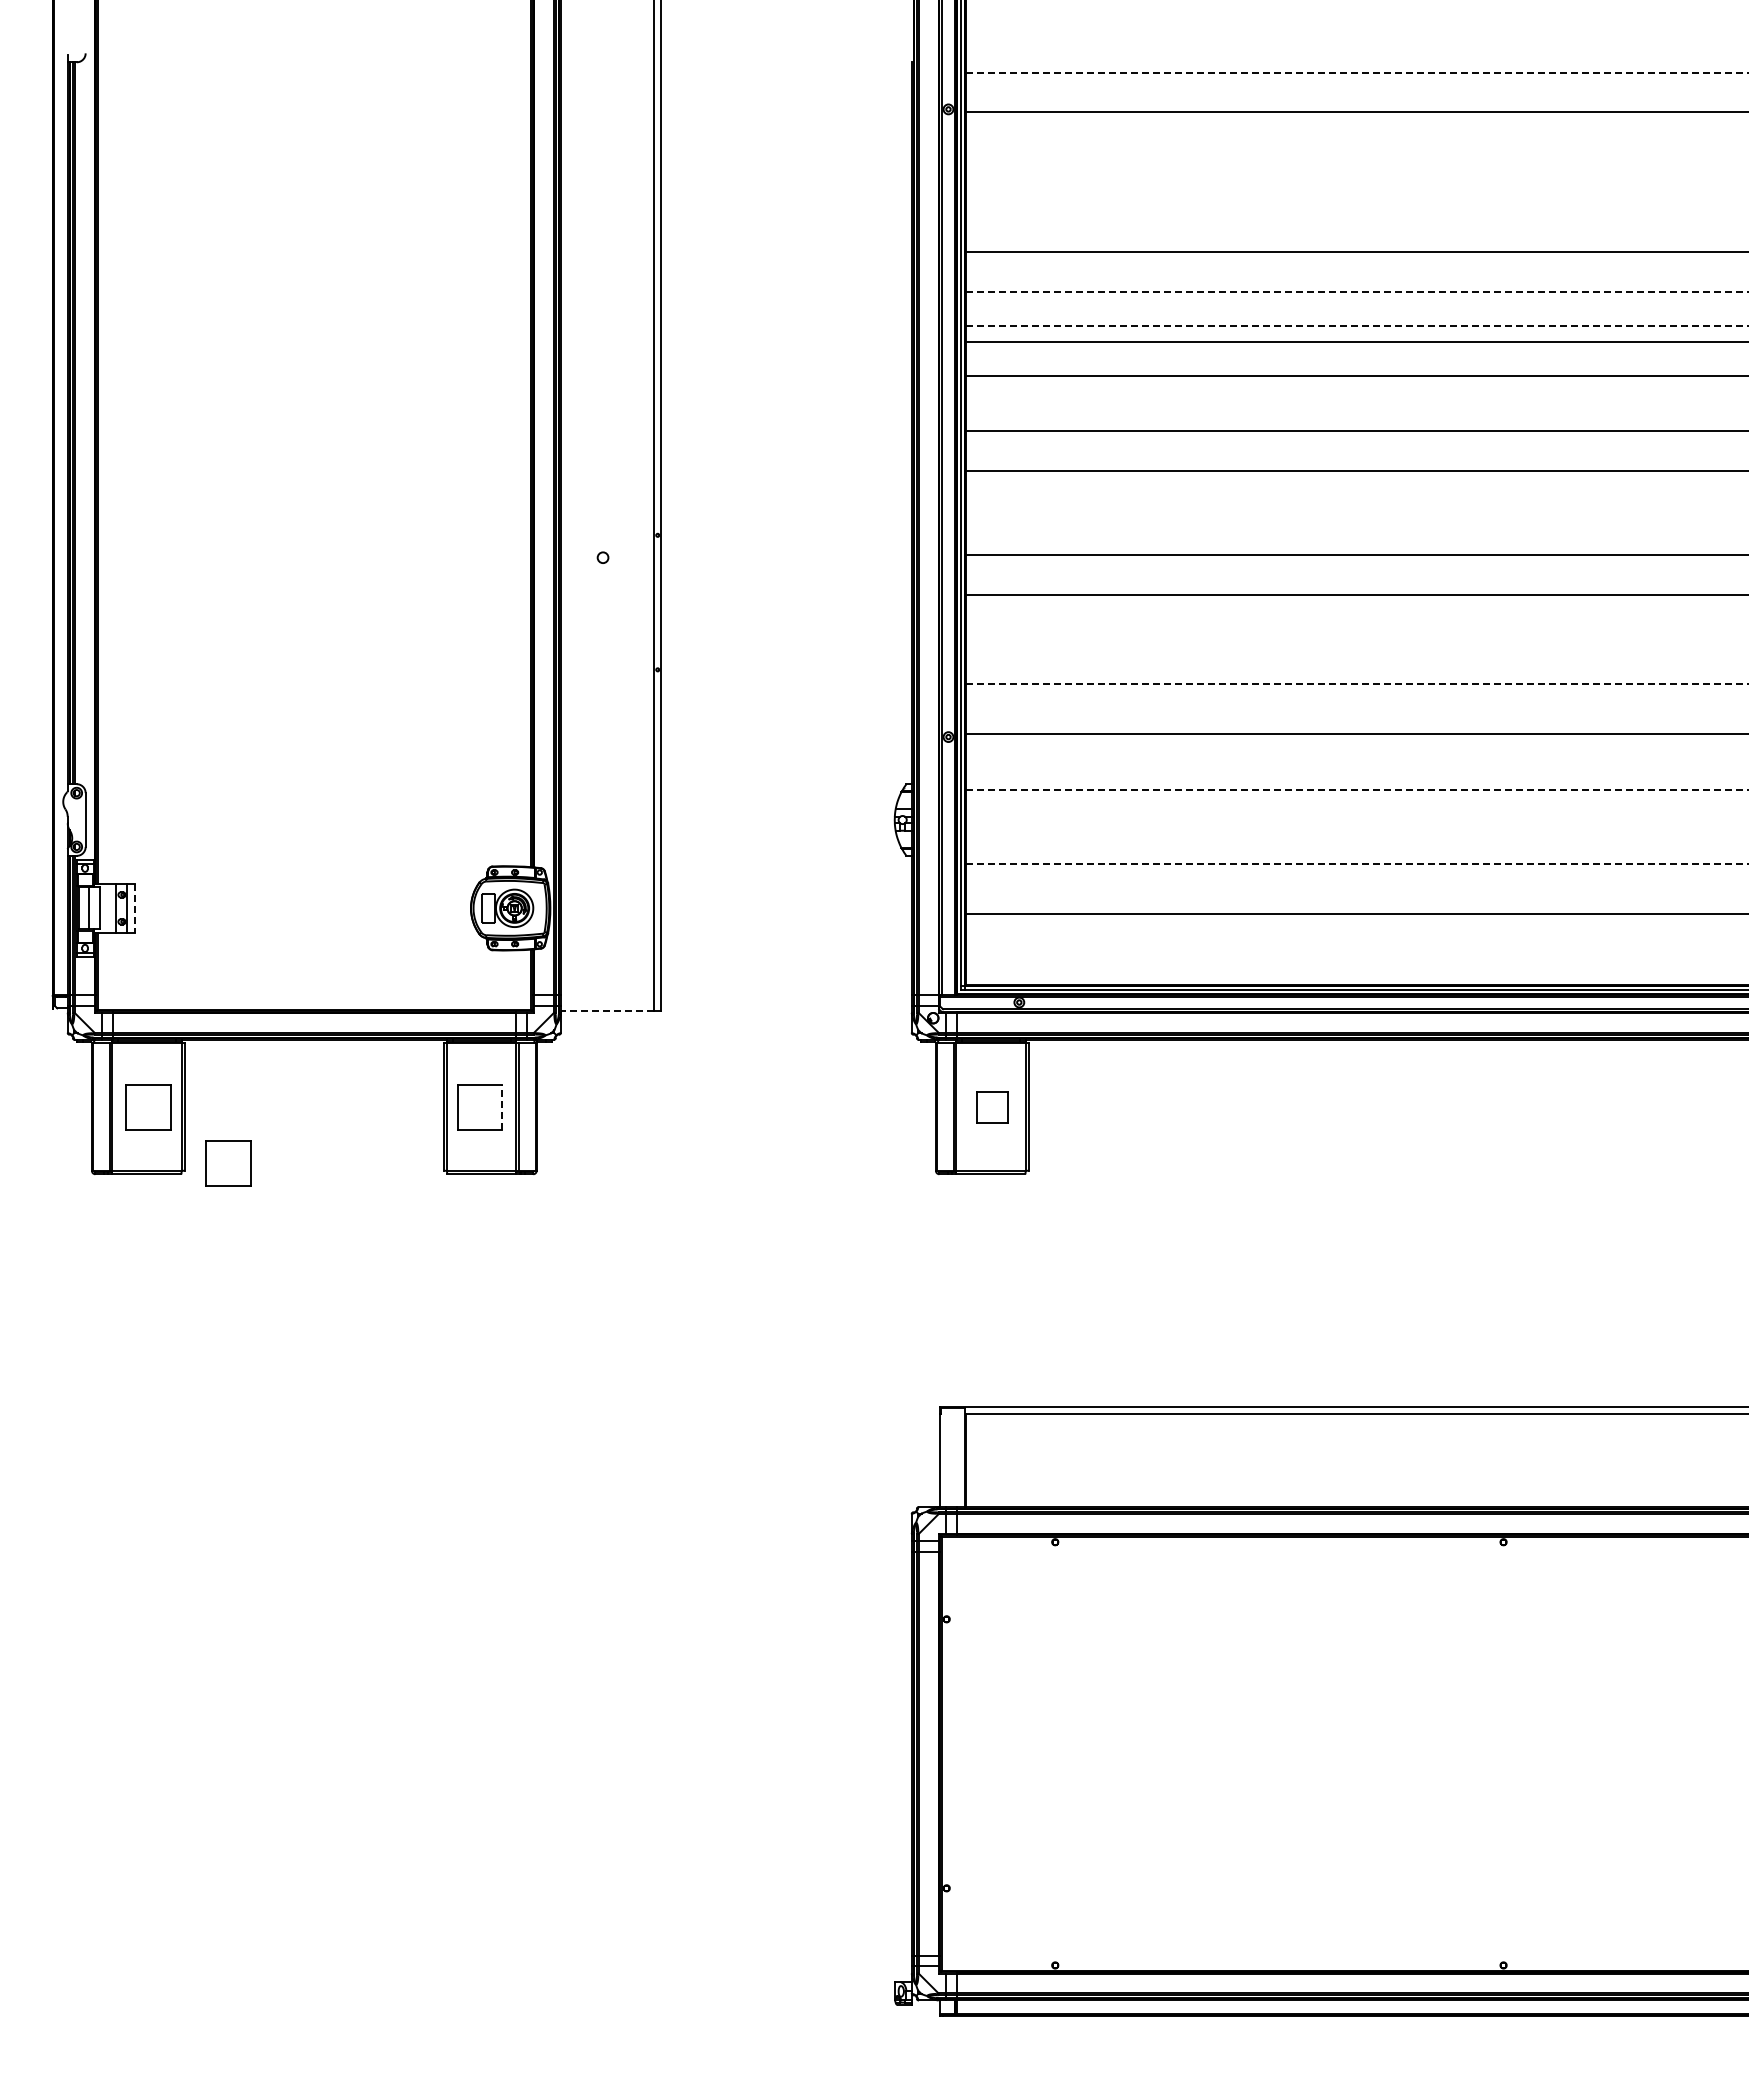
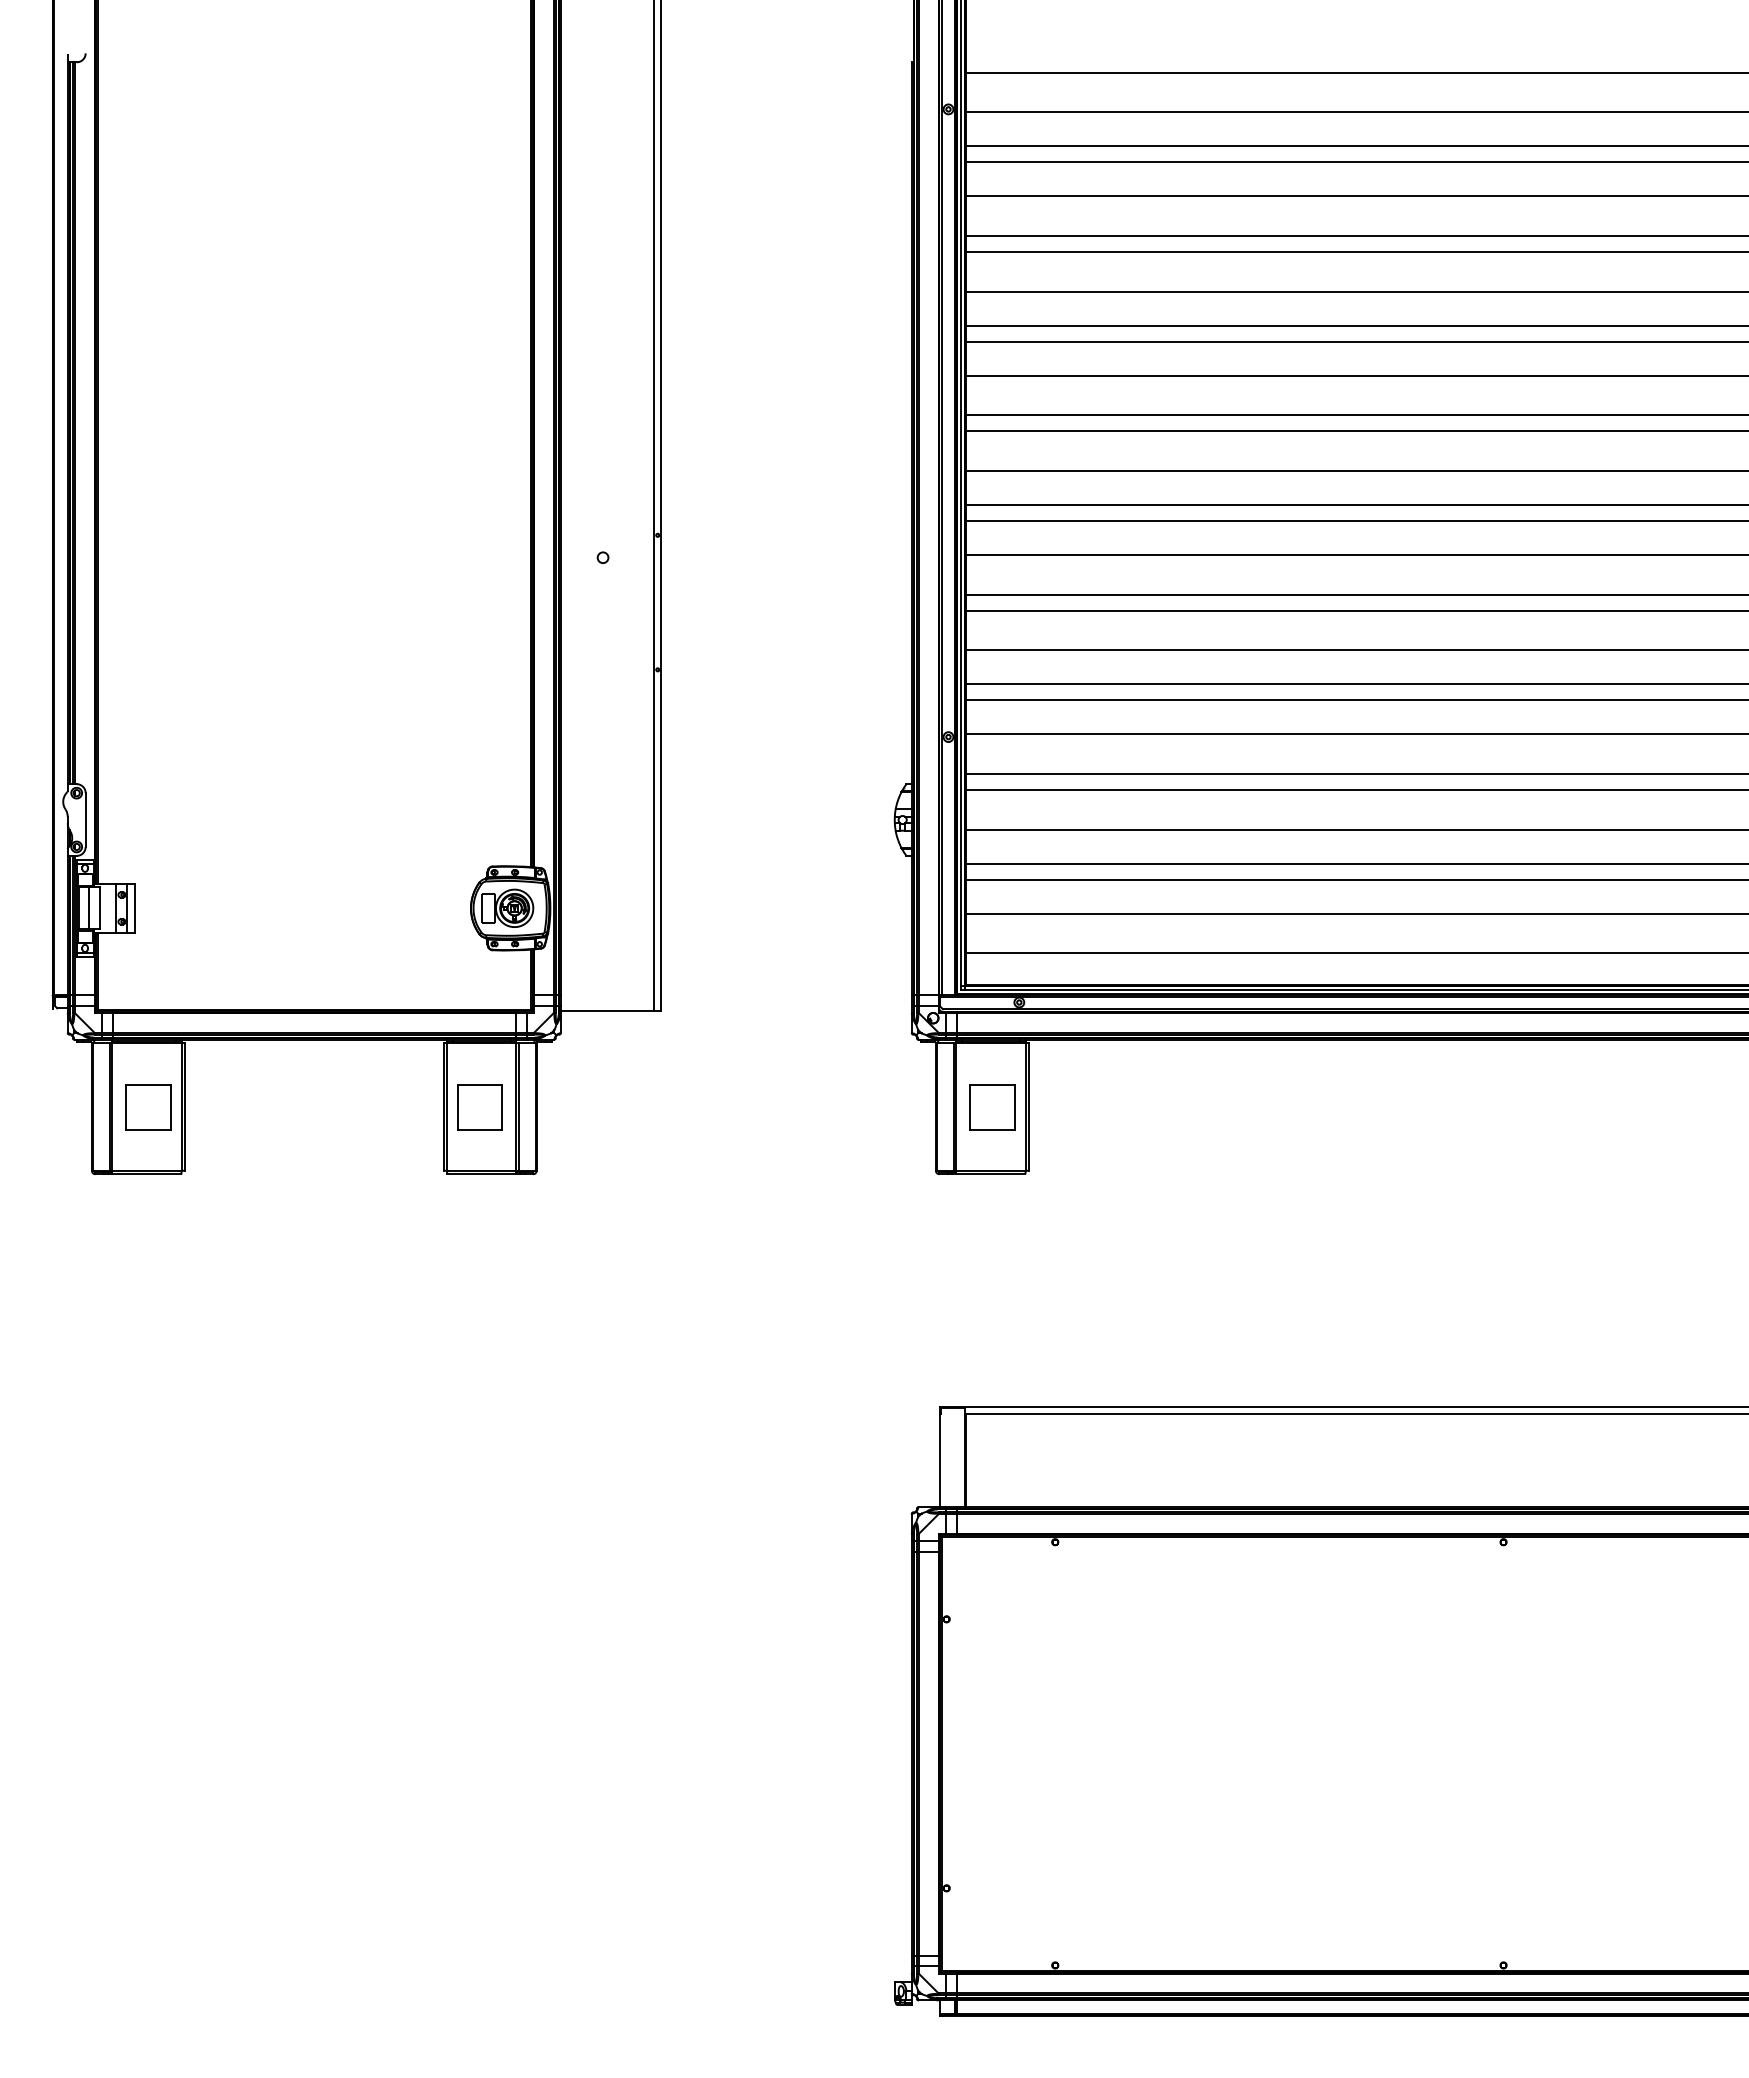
line: dashed -> solid (1357, 72)
line: none -> present (1355, 146)
line: none -> present (1355, 162)
line: none -> present (1355, 196)
line: none -> present (1355, 235)
line: dashed -> solid (1357, 291)
line: dashed -> solid (1357, 325)
line: none -> present (1355, 415)
line: none -> present (1355, 504)
line: none -> present (1355, 521)
line: none -> present (1355, 610)
line: none -> present (1355, 650)
line: dashed -> solid (1357, 684)
line: none -> present (1355, 700)
line: none -> present (1355, 773)
line: dashed -> solid (1357, 790)
line: none -> present (1355, 829)
line: dashed -> solid (1357, 863)
line: none -> present (1355, 879)
line: dashed -> solid (134, 908)
line: none -> present (1355, 953)
line: dashed -> solid (606, 1011)
line: dashed -> solid (502, 1107)
part size: 33x33 px -> 47x47 px (992, 1107)
part: present -> none (228, 1163)
